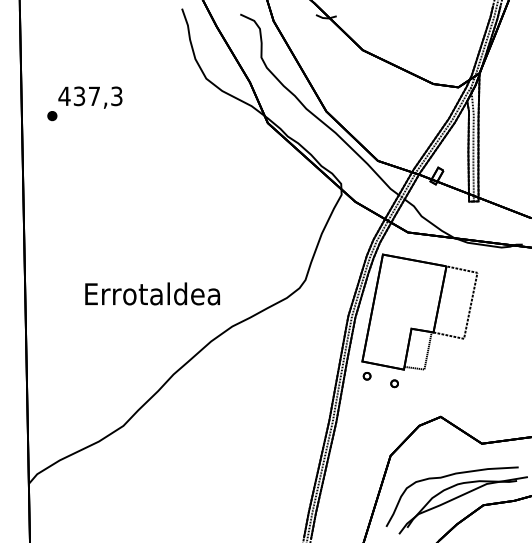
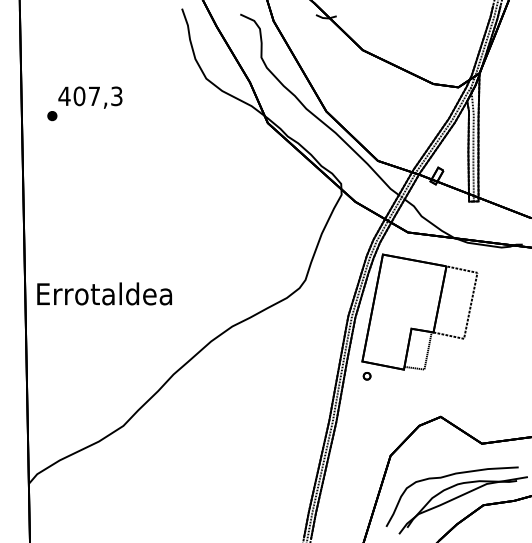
text: 437,3 -> 407,3 (79, 96)
text position: (152, 293) -> (104, 293) (104, 293)
part: present -> none (394, 383)
